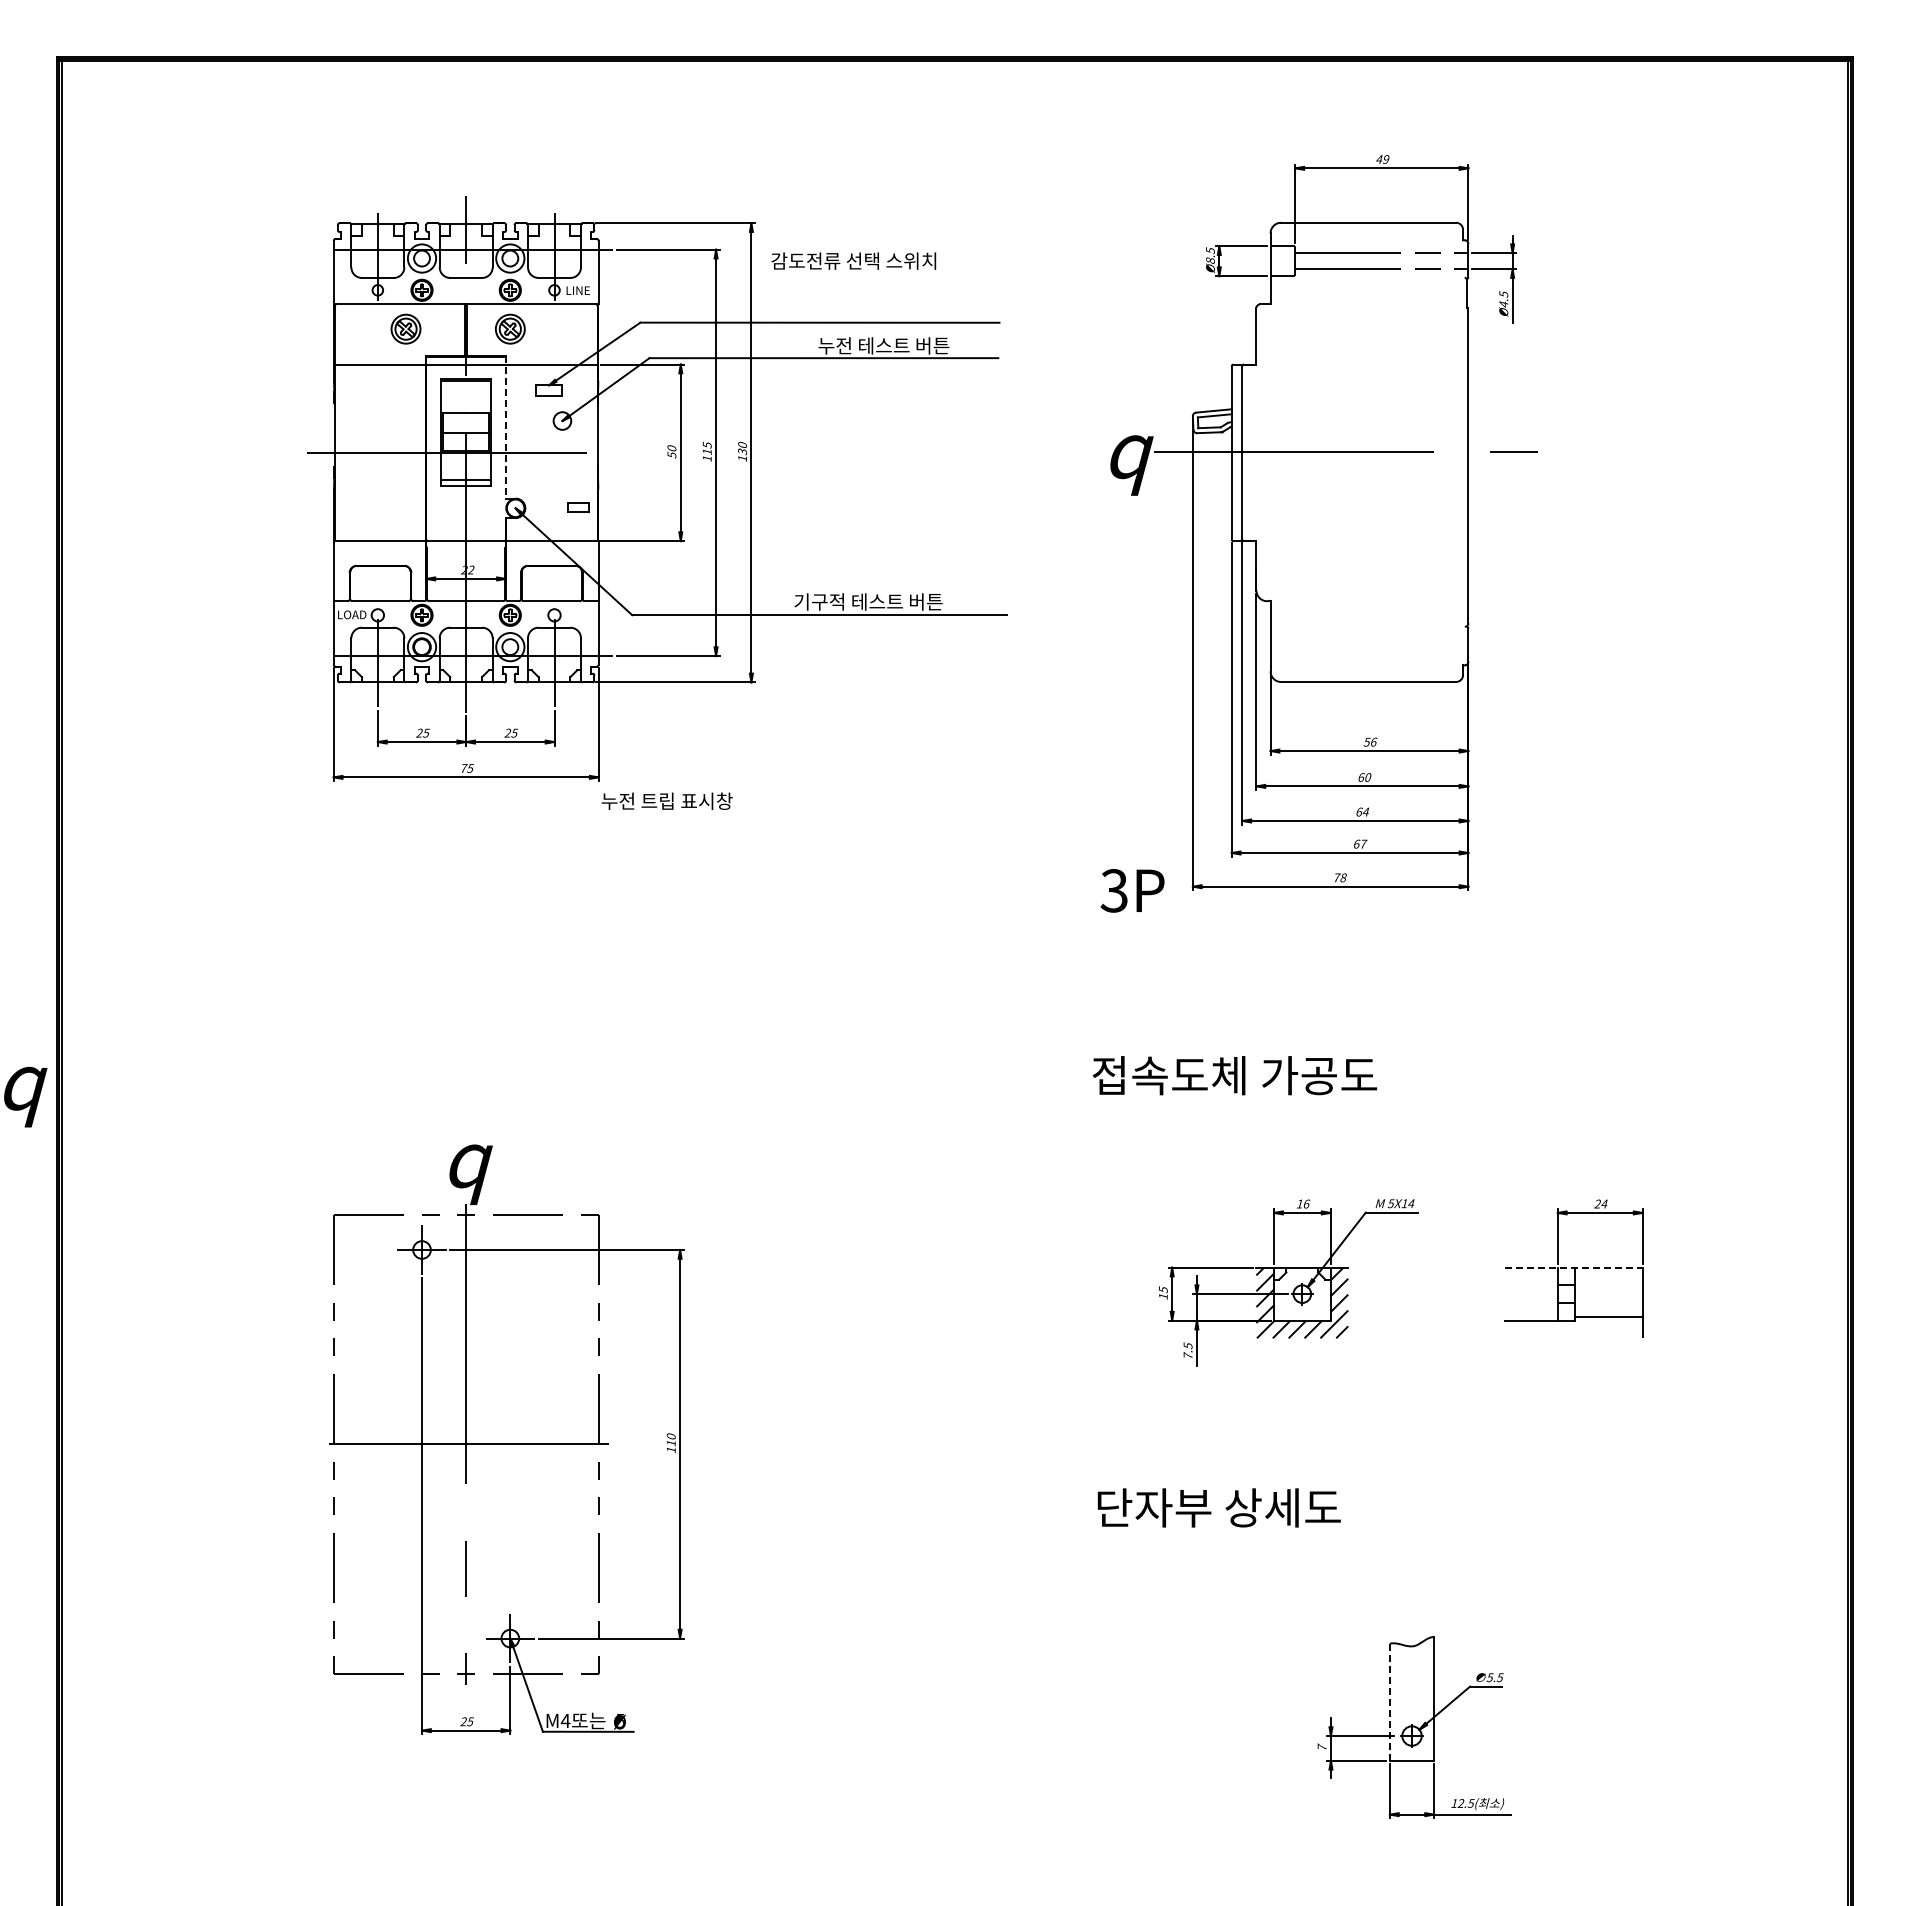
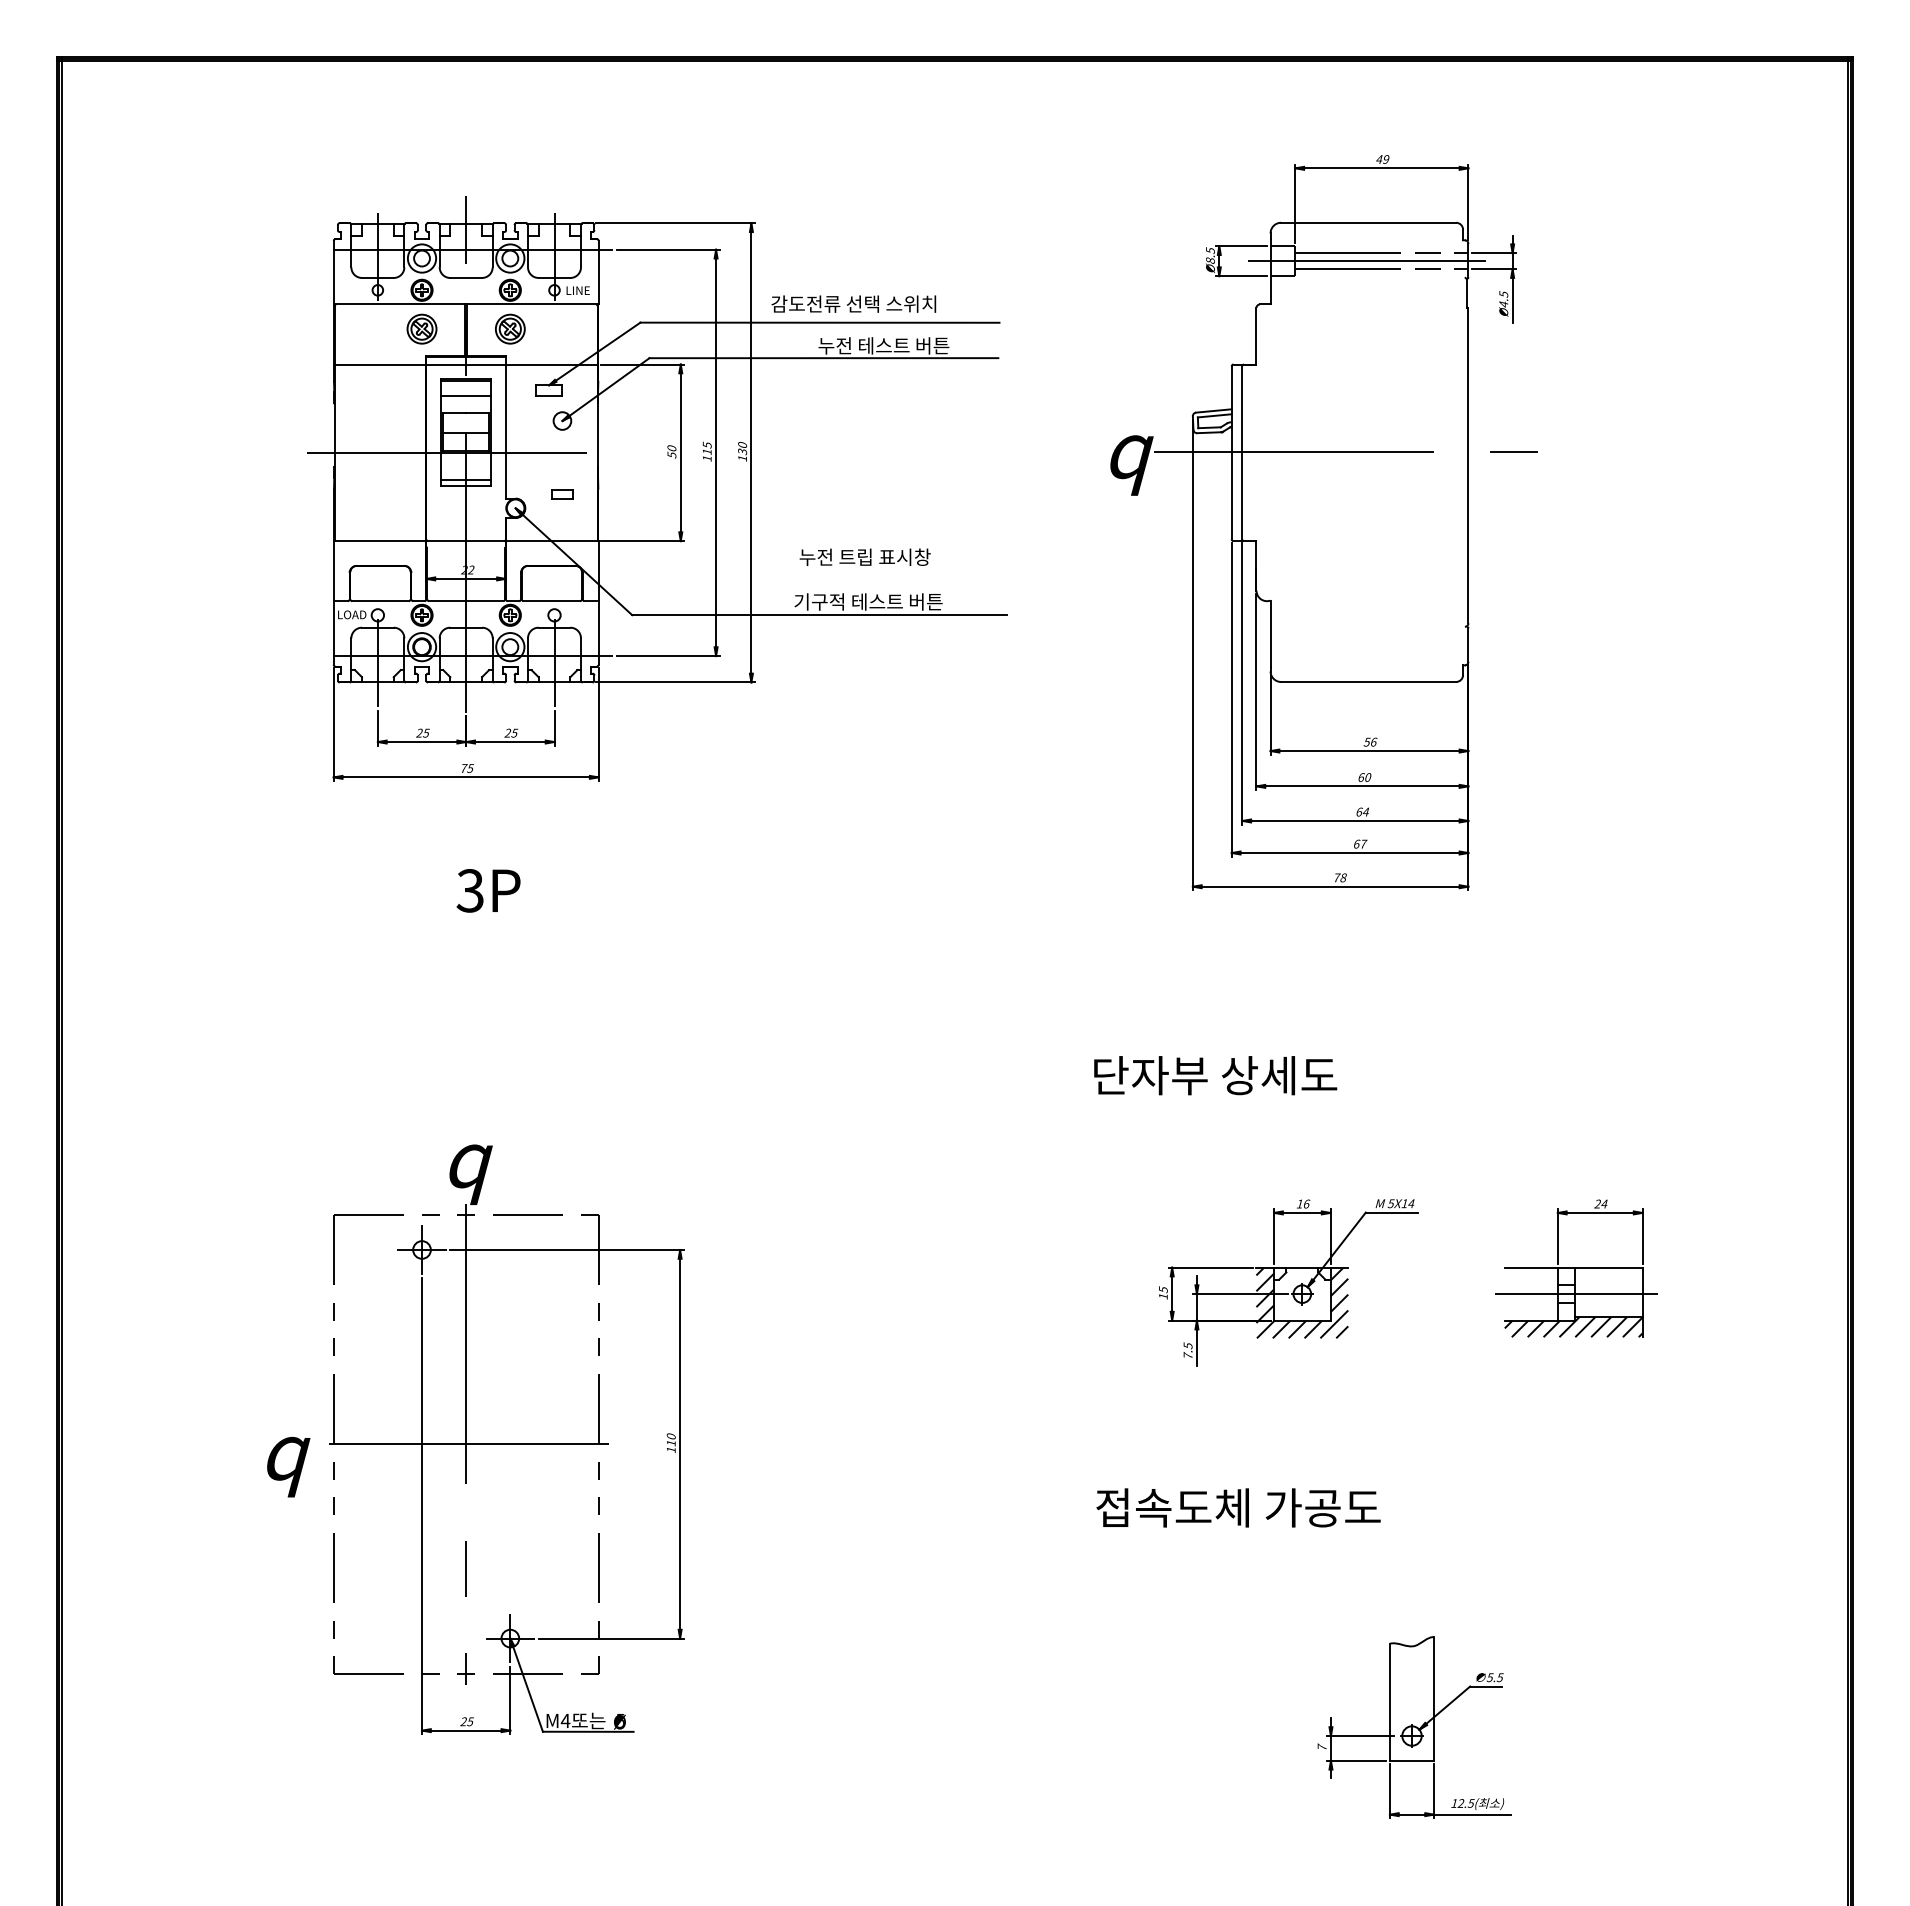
text position: (853, 260) -> (853, 303) (853, 303)
line: none -> present (1366, 261)
part position: (405, 328) -> (421, 328) (421, 328)
line: none -> present (465, 395)
line: dashed -> solid (505, 427)
part position: (578, 507) -> (562, 494) (562, 494)
text position: (666, 800) -> (864, 556) (864, 556)
text position: (1132, 890) -> (488, 890) (488, 890)
text: 접속도체 가공도 -> 단자부 상세도 (1234, 1075)
text position: (25, 1096) -> (288, 1466) (288, 1466)
line: dashed -> solid (1573, 1267)
line: none -> present (1575, 1294)
hatch: none -> present (1573, 1327)
text: 단자부 상세도 -> 접속도체 가공도 (1238, 1507)
line: dashed -> solid (1389, 1701)
